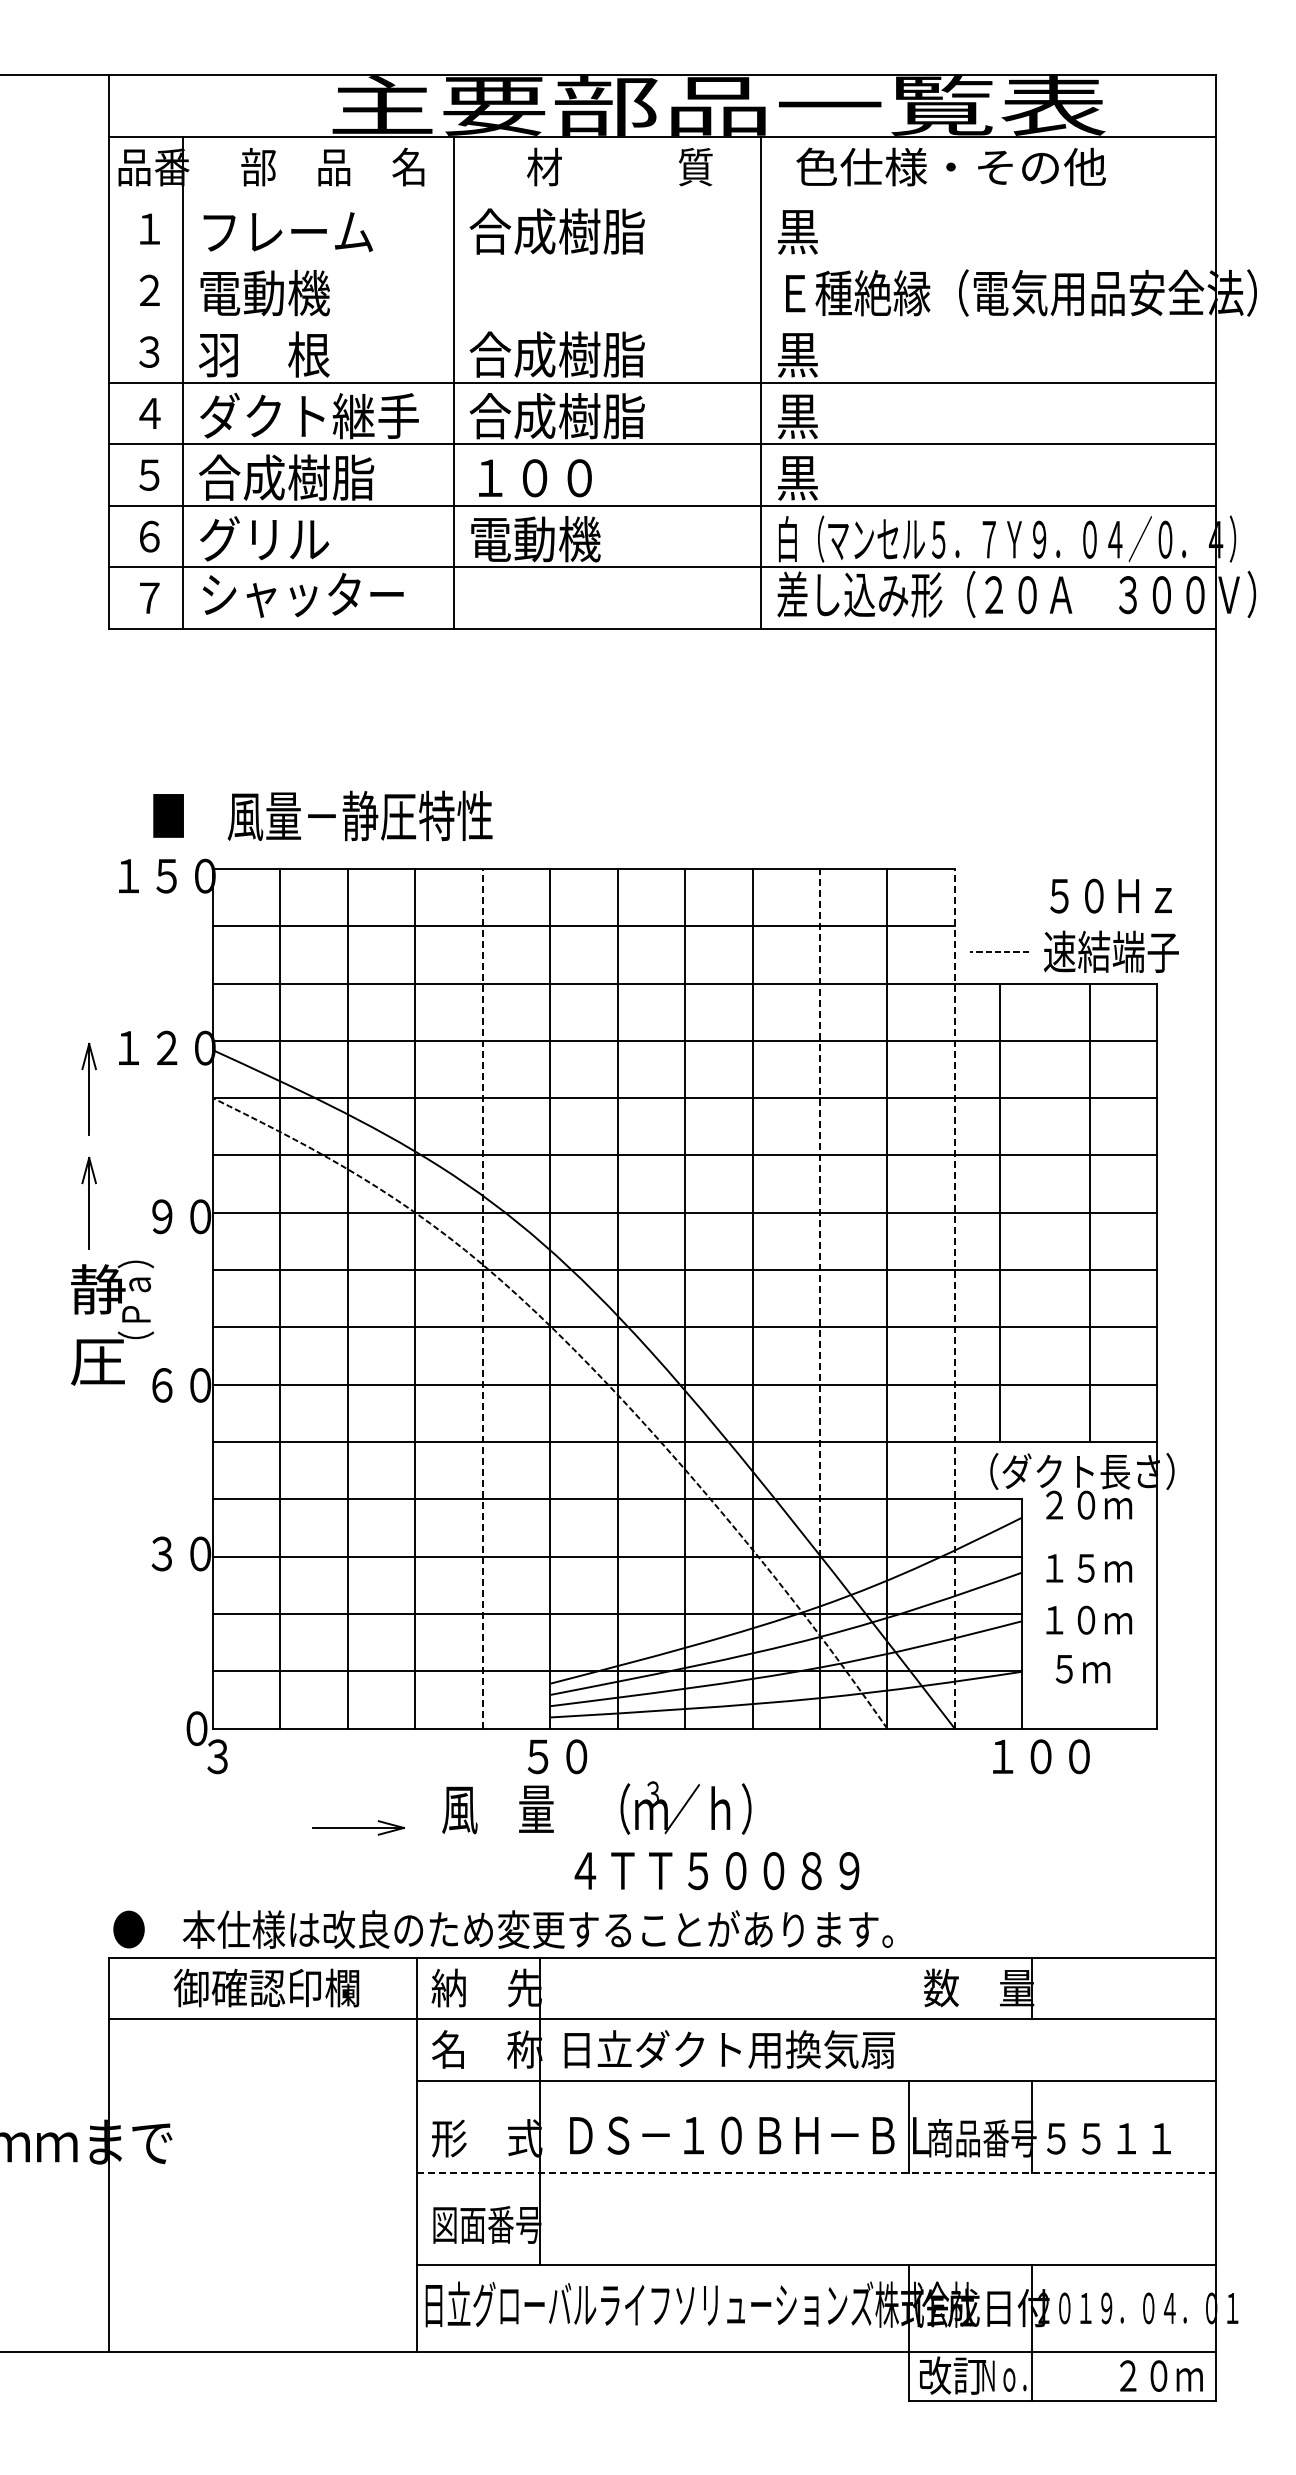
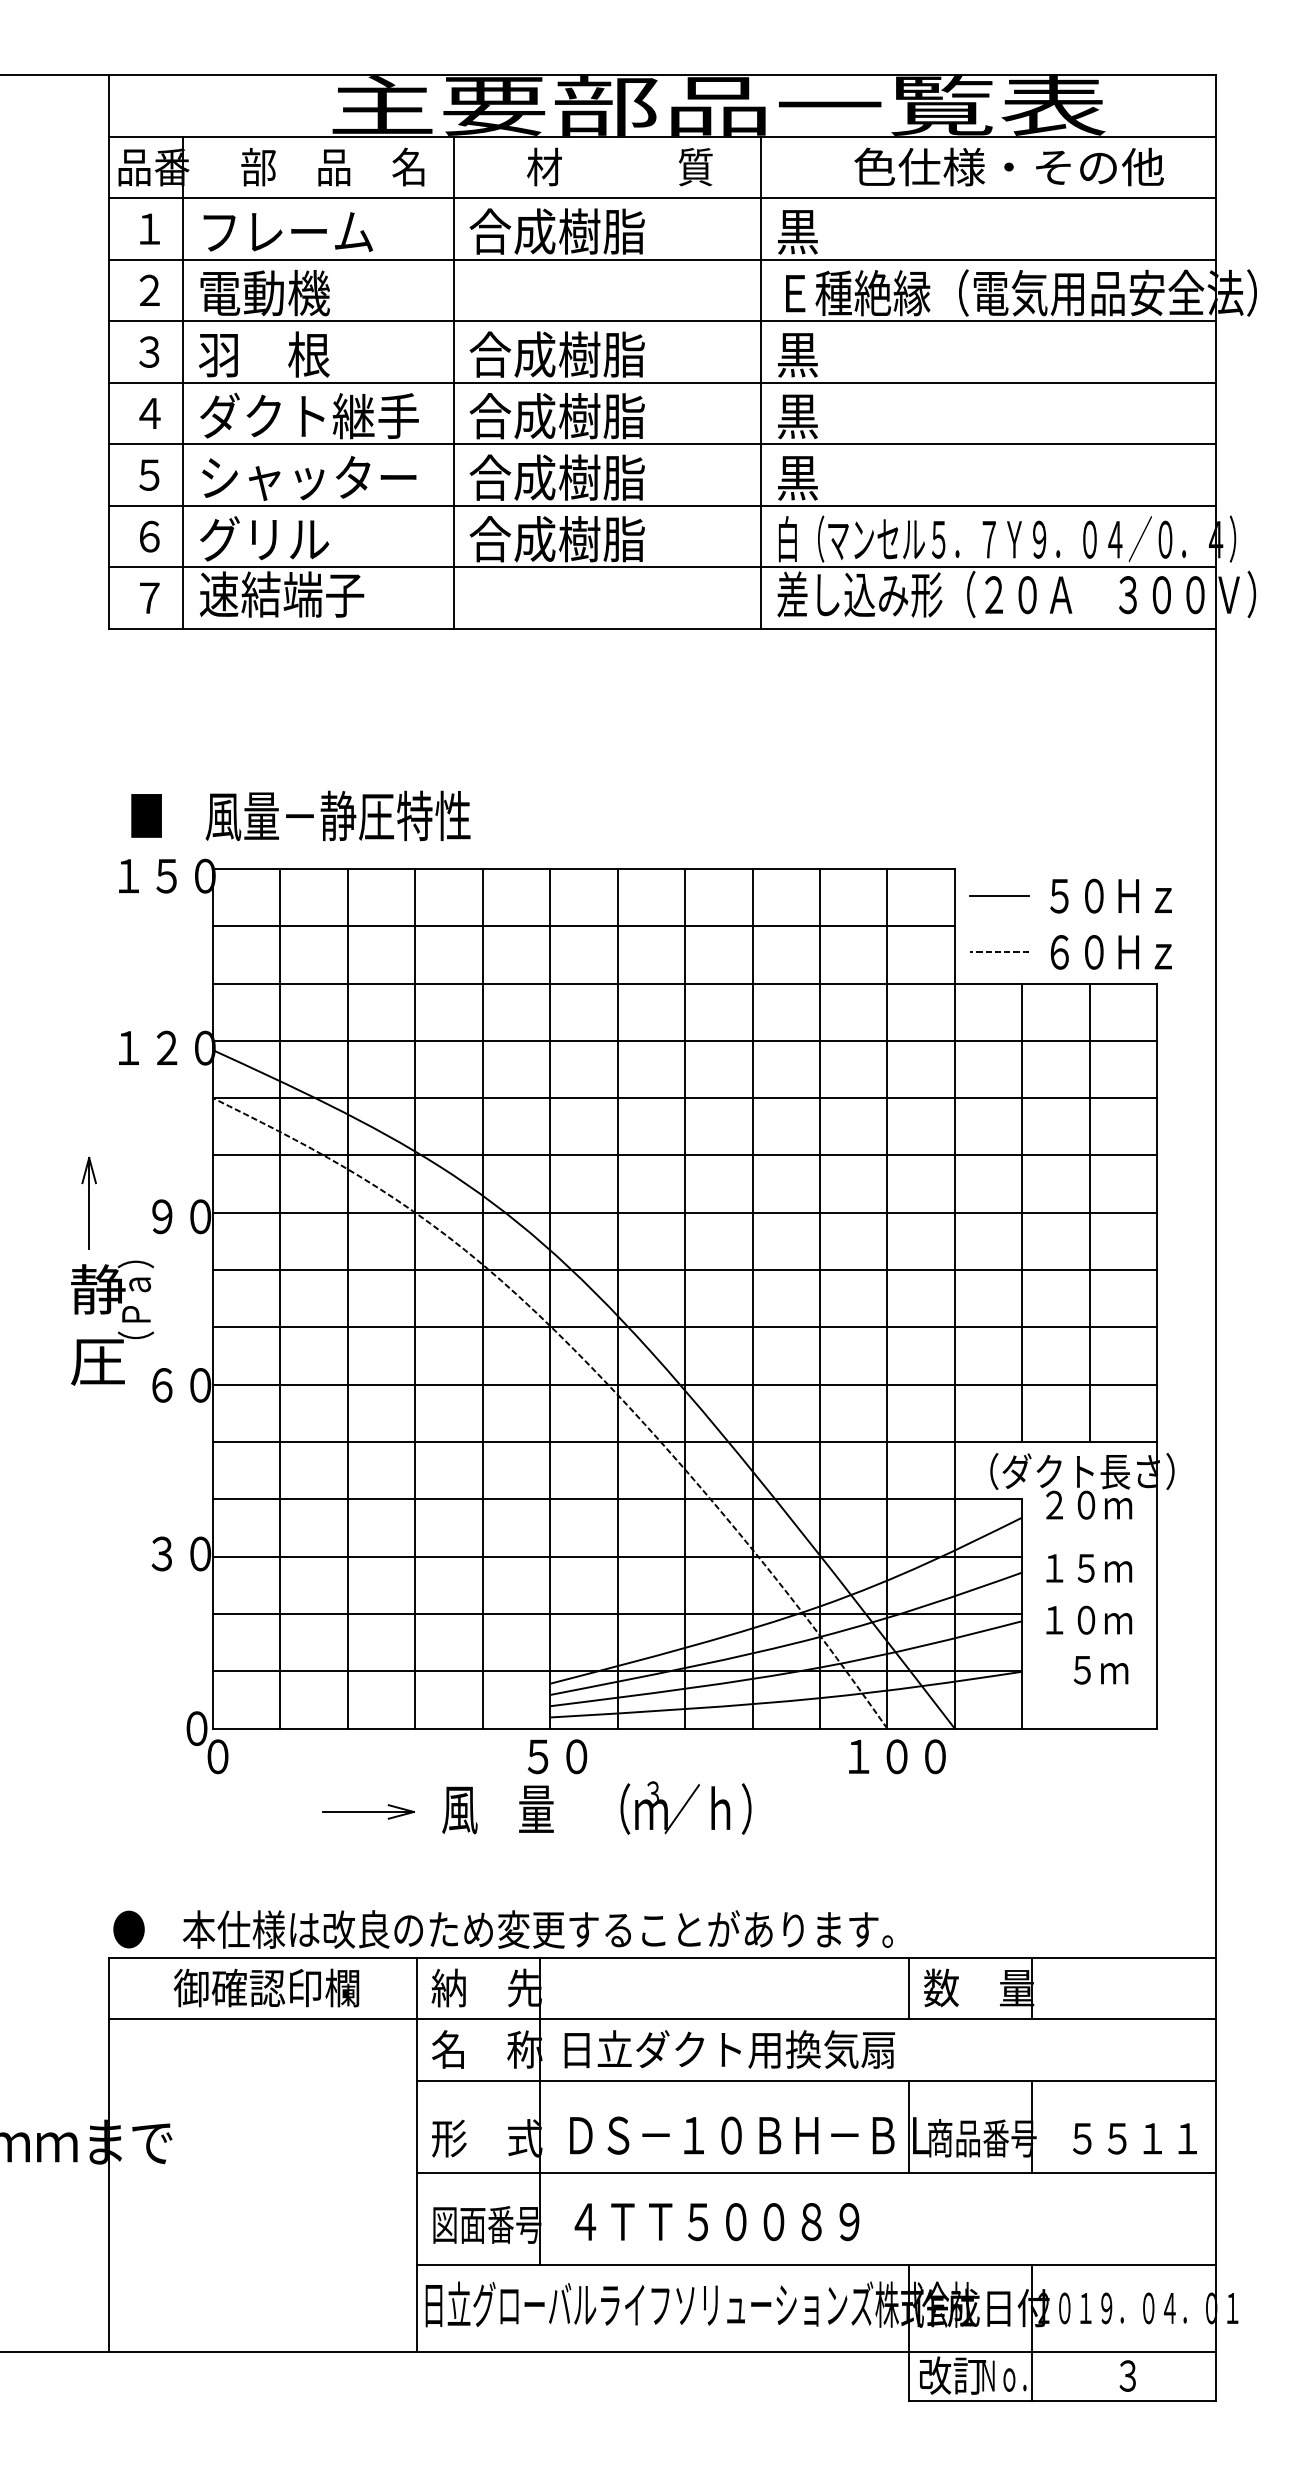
text position: (950, 166) -> (1008, 166) (1008, 166)
line: none -> present (662, 198)
line: none -> present (662, 259)
line: none -> present (662, 321)
text: 合成樹脂 -> シャッター (307, 477)
text: １００ -> 合成樹脂 (556, 477)
text: 電動機 -> 合成樹脂 (556, 539)
text: シャッター -> 速結端子 (301, 594)
text position: (322, 815) -> (300, 815) (300, 815)
line: none -> present (999, 895)
text: 速結端子 -> ６０Ｈｚ (1111, 951)
part: present -> none (88, 1088)
line: dashed -> solid (819, 1212)
line position: (1000, 1212) -> (1022, 1212) (1022, 1212)
line: dashed -> solid (482, 1298)
line: dashed -> solid (954, 1298)
text position: (1083, 1669) -> (1101, 1670) (1101, 1670)
text: ３ -> ０ (217, 1756)
text position: (1041, 1756) -> (897, 1756) (897, 1756)
part position: (358, 1827) -> (368, 1811) (368, 1811)
text position: (716, 1871) -> (716, 2222) (716, 2222)
line: none -> present (908, 1988)
text position: (1108, 2138) -> (1134, 2138) (1134, 2138)
line: dashed -> solid (816, 2173)
text: ２０ｍ -> ３ (1160, 2375)
